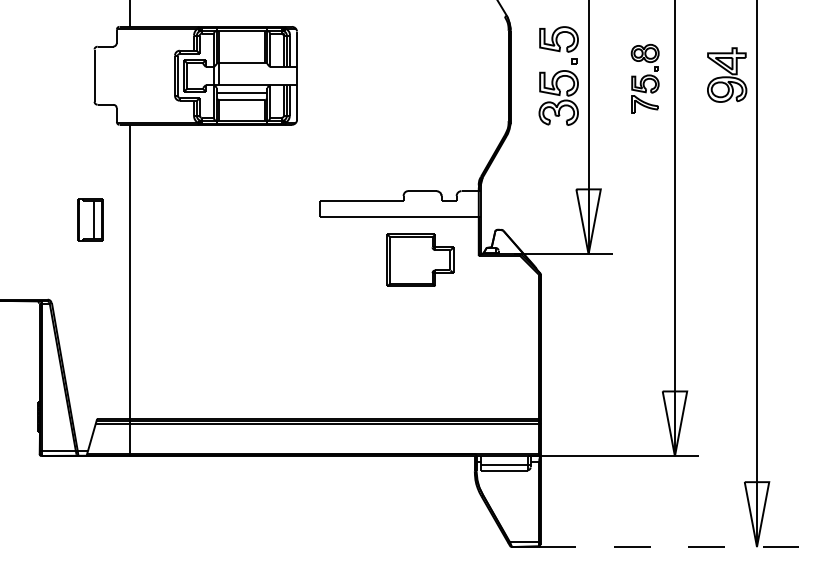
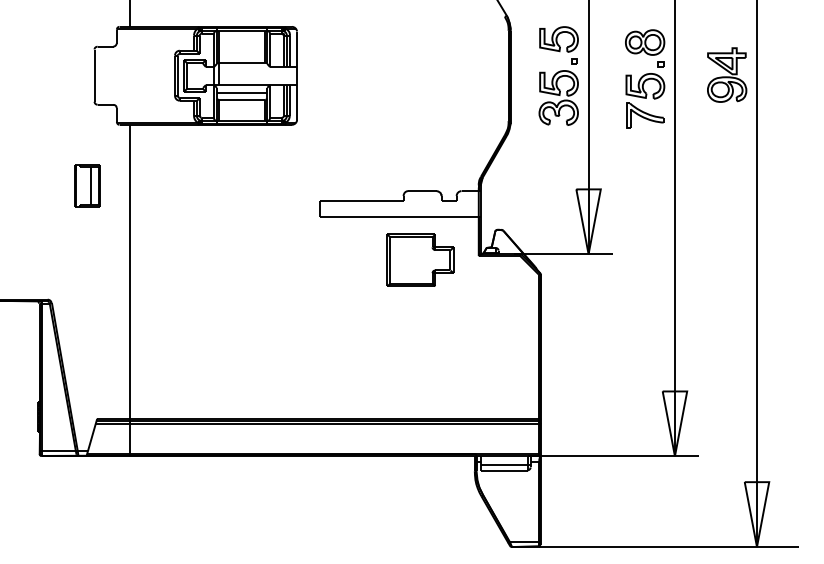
part size: 30x71 px -> 41x100 px (645, 78)
part position: (90, 219) -> (87, 185) (87, 185)
line: dashed -> solid (669, 547)
